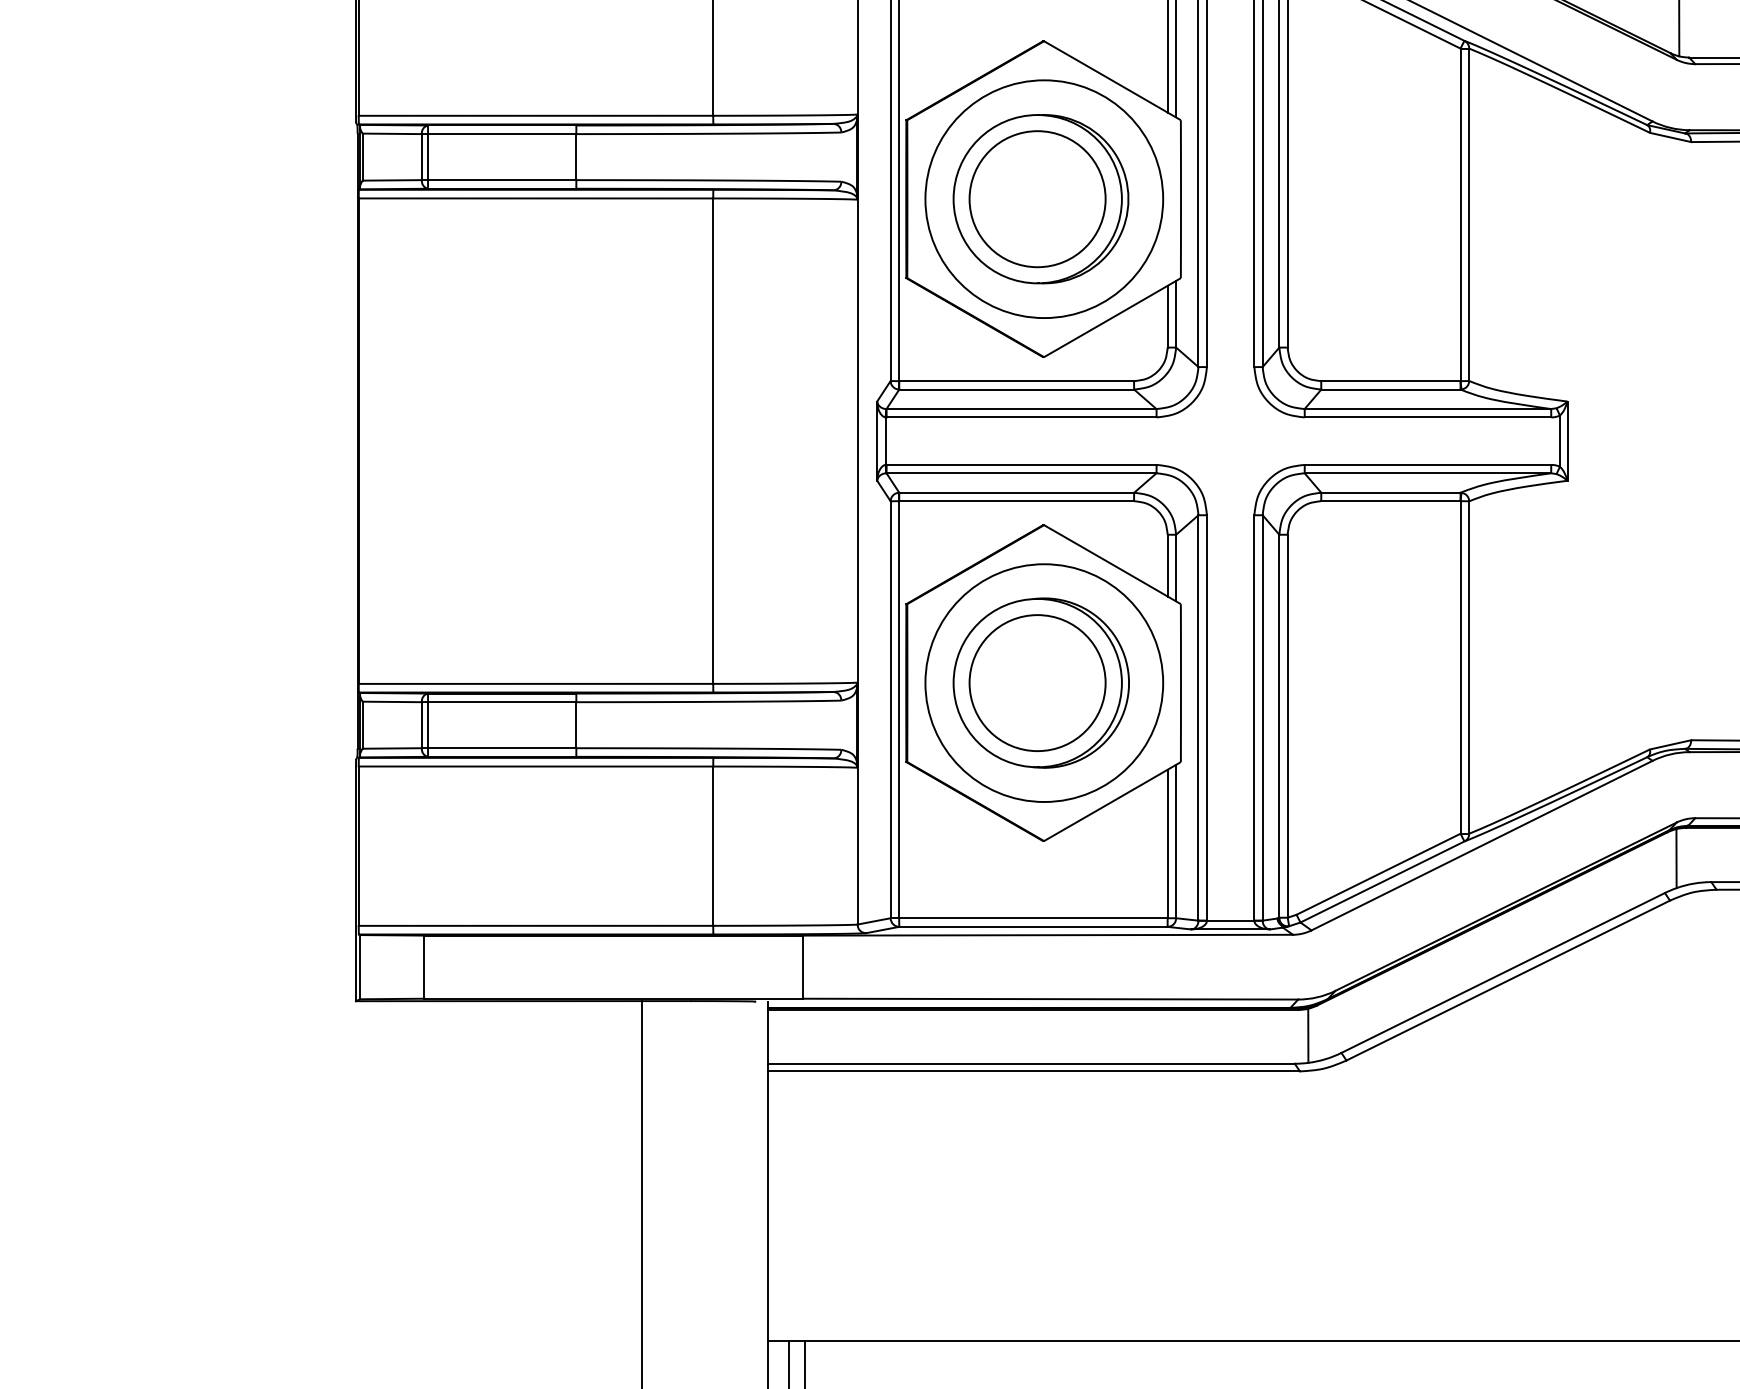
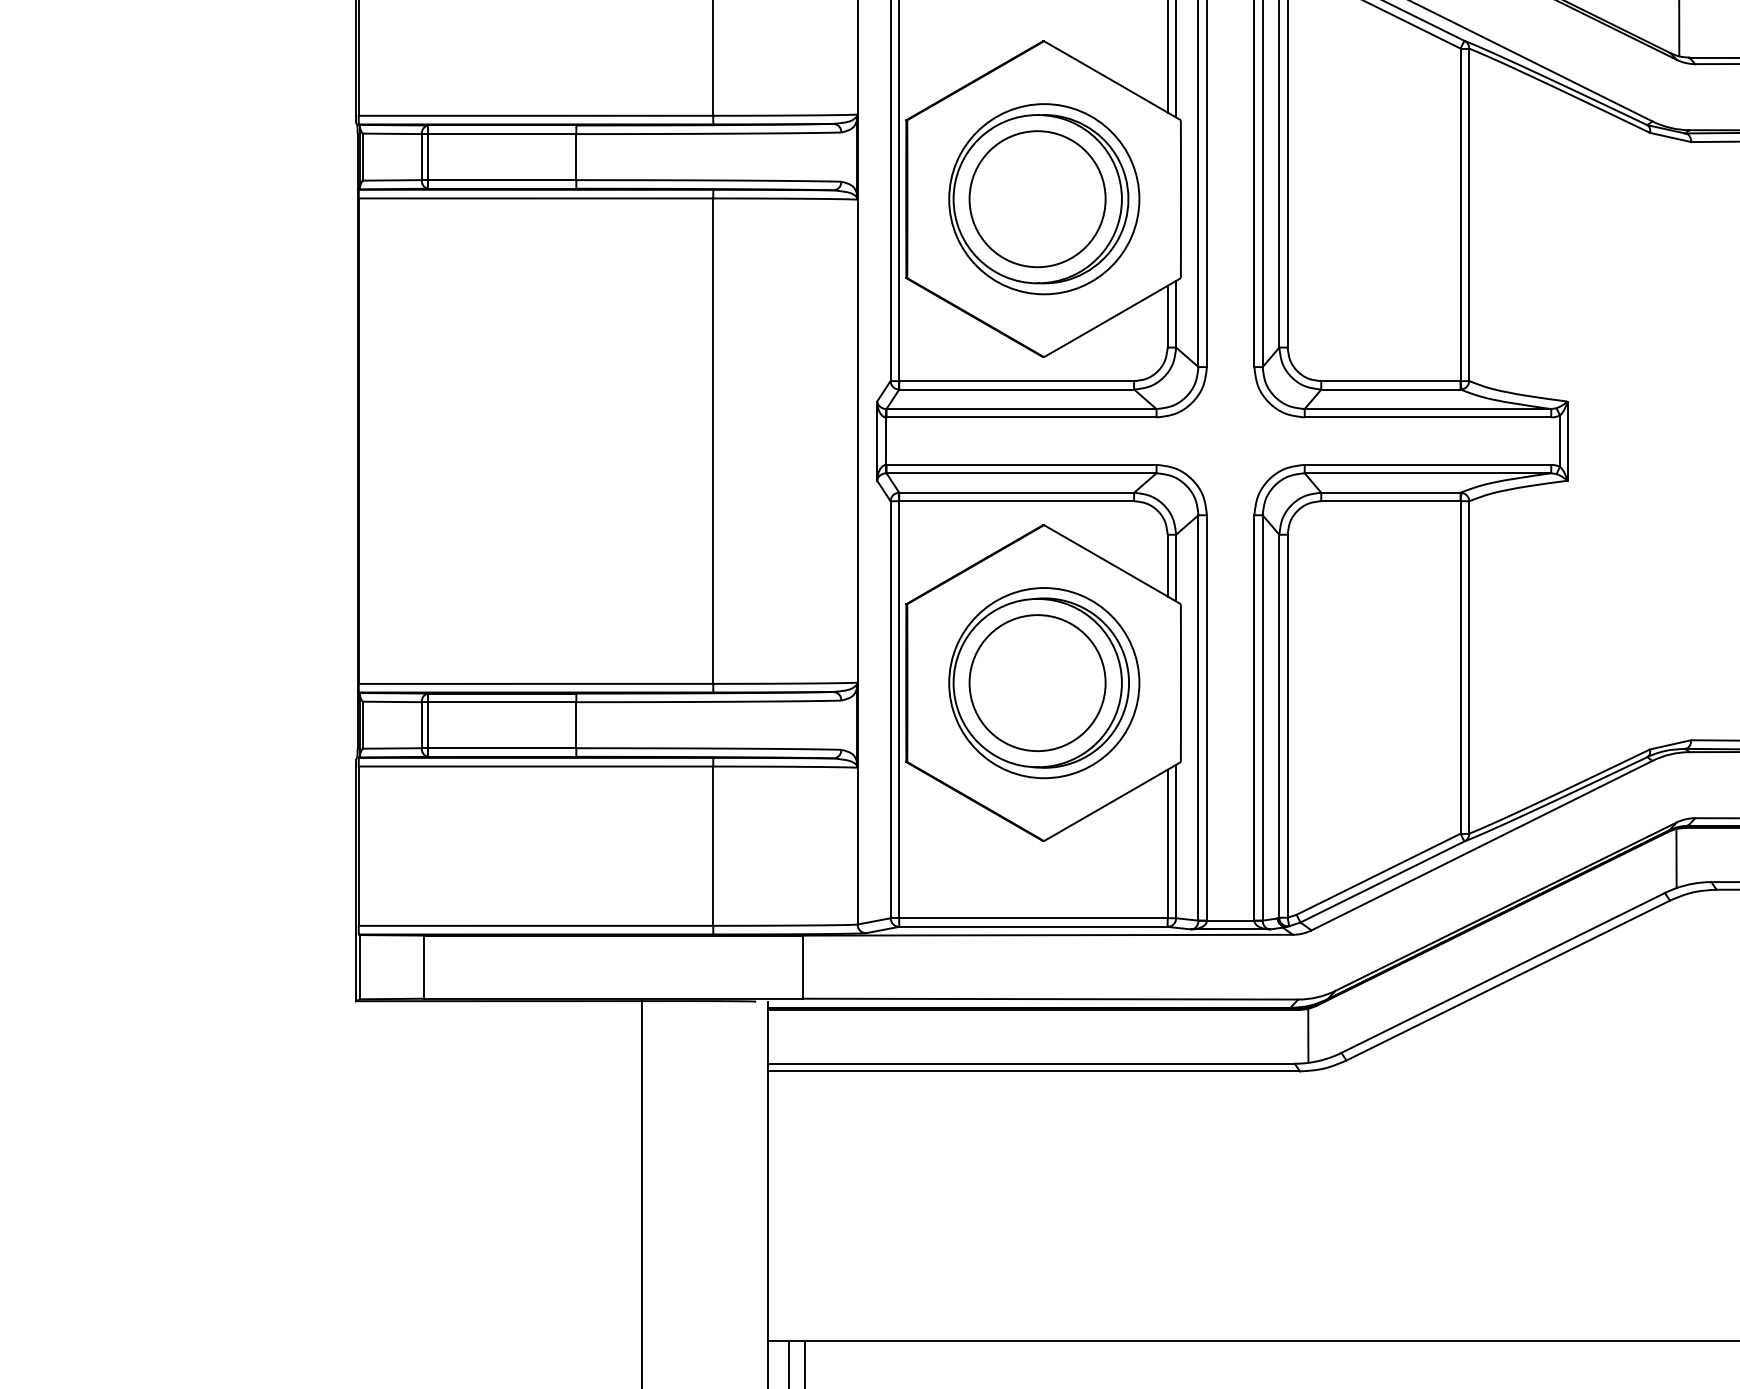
circle diameter: 238 px -> 190 px (1044, 199)
circle diameter: 238 px -> 190 px (1044, 683)
